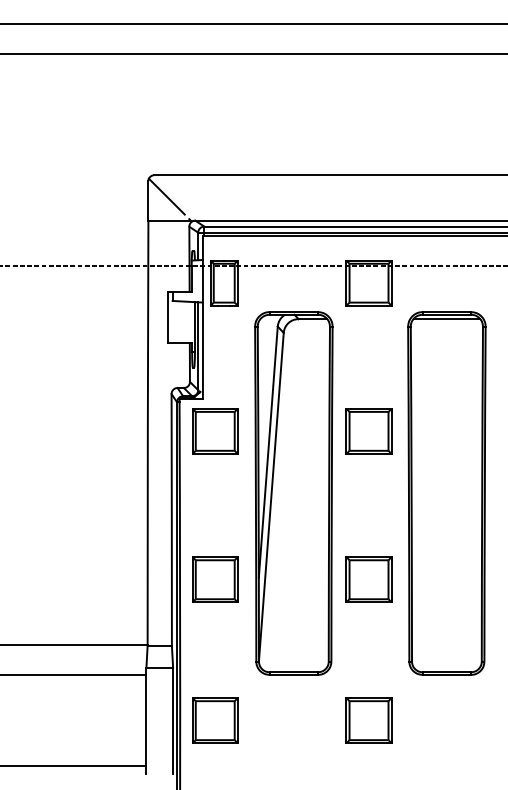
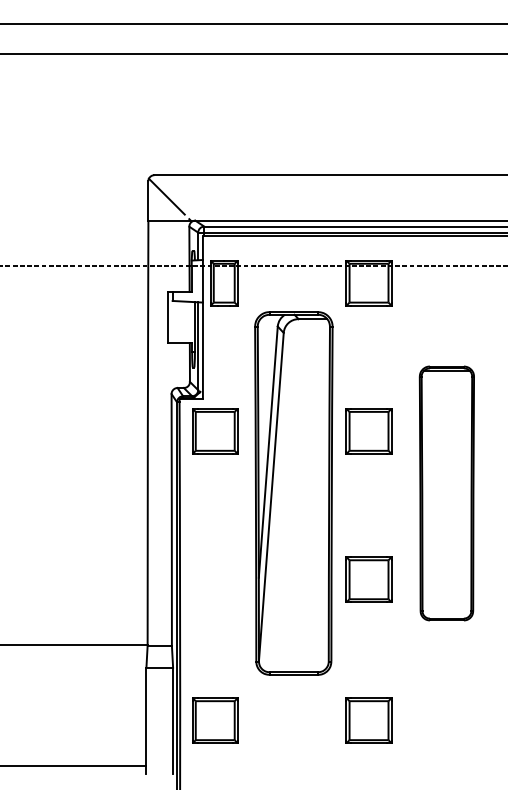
part size: 80x365 px -> 57x257 px (446, 493)
part: present -> none (215, 579)
line: present -> none (74, 675)
